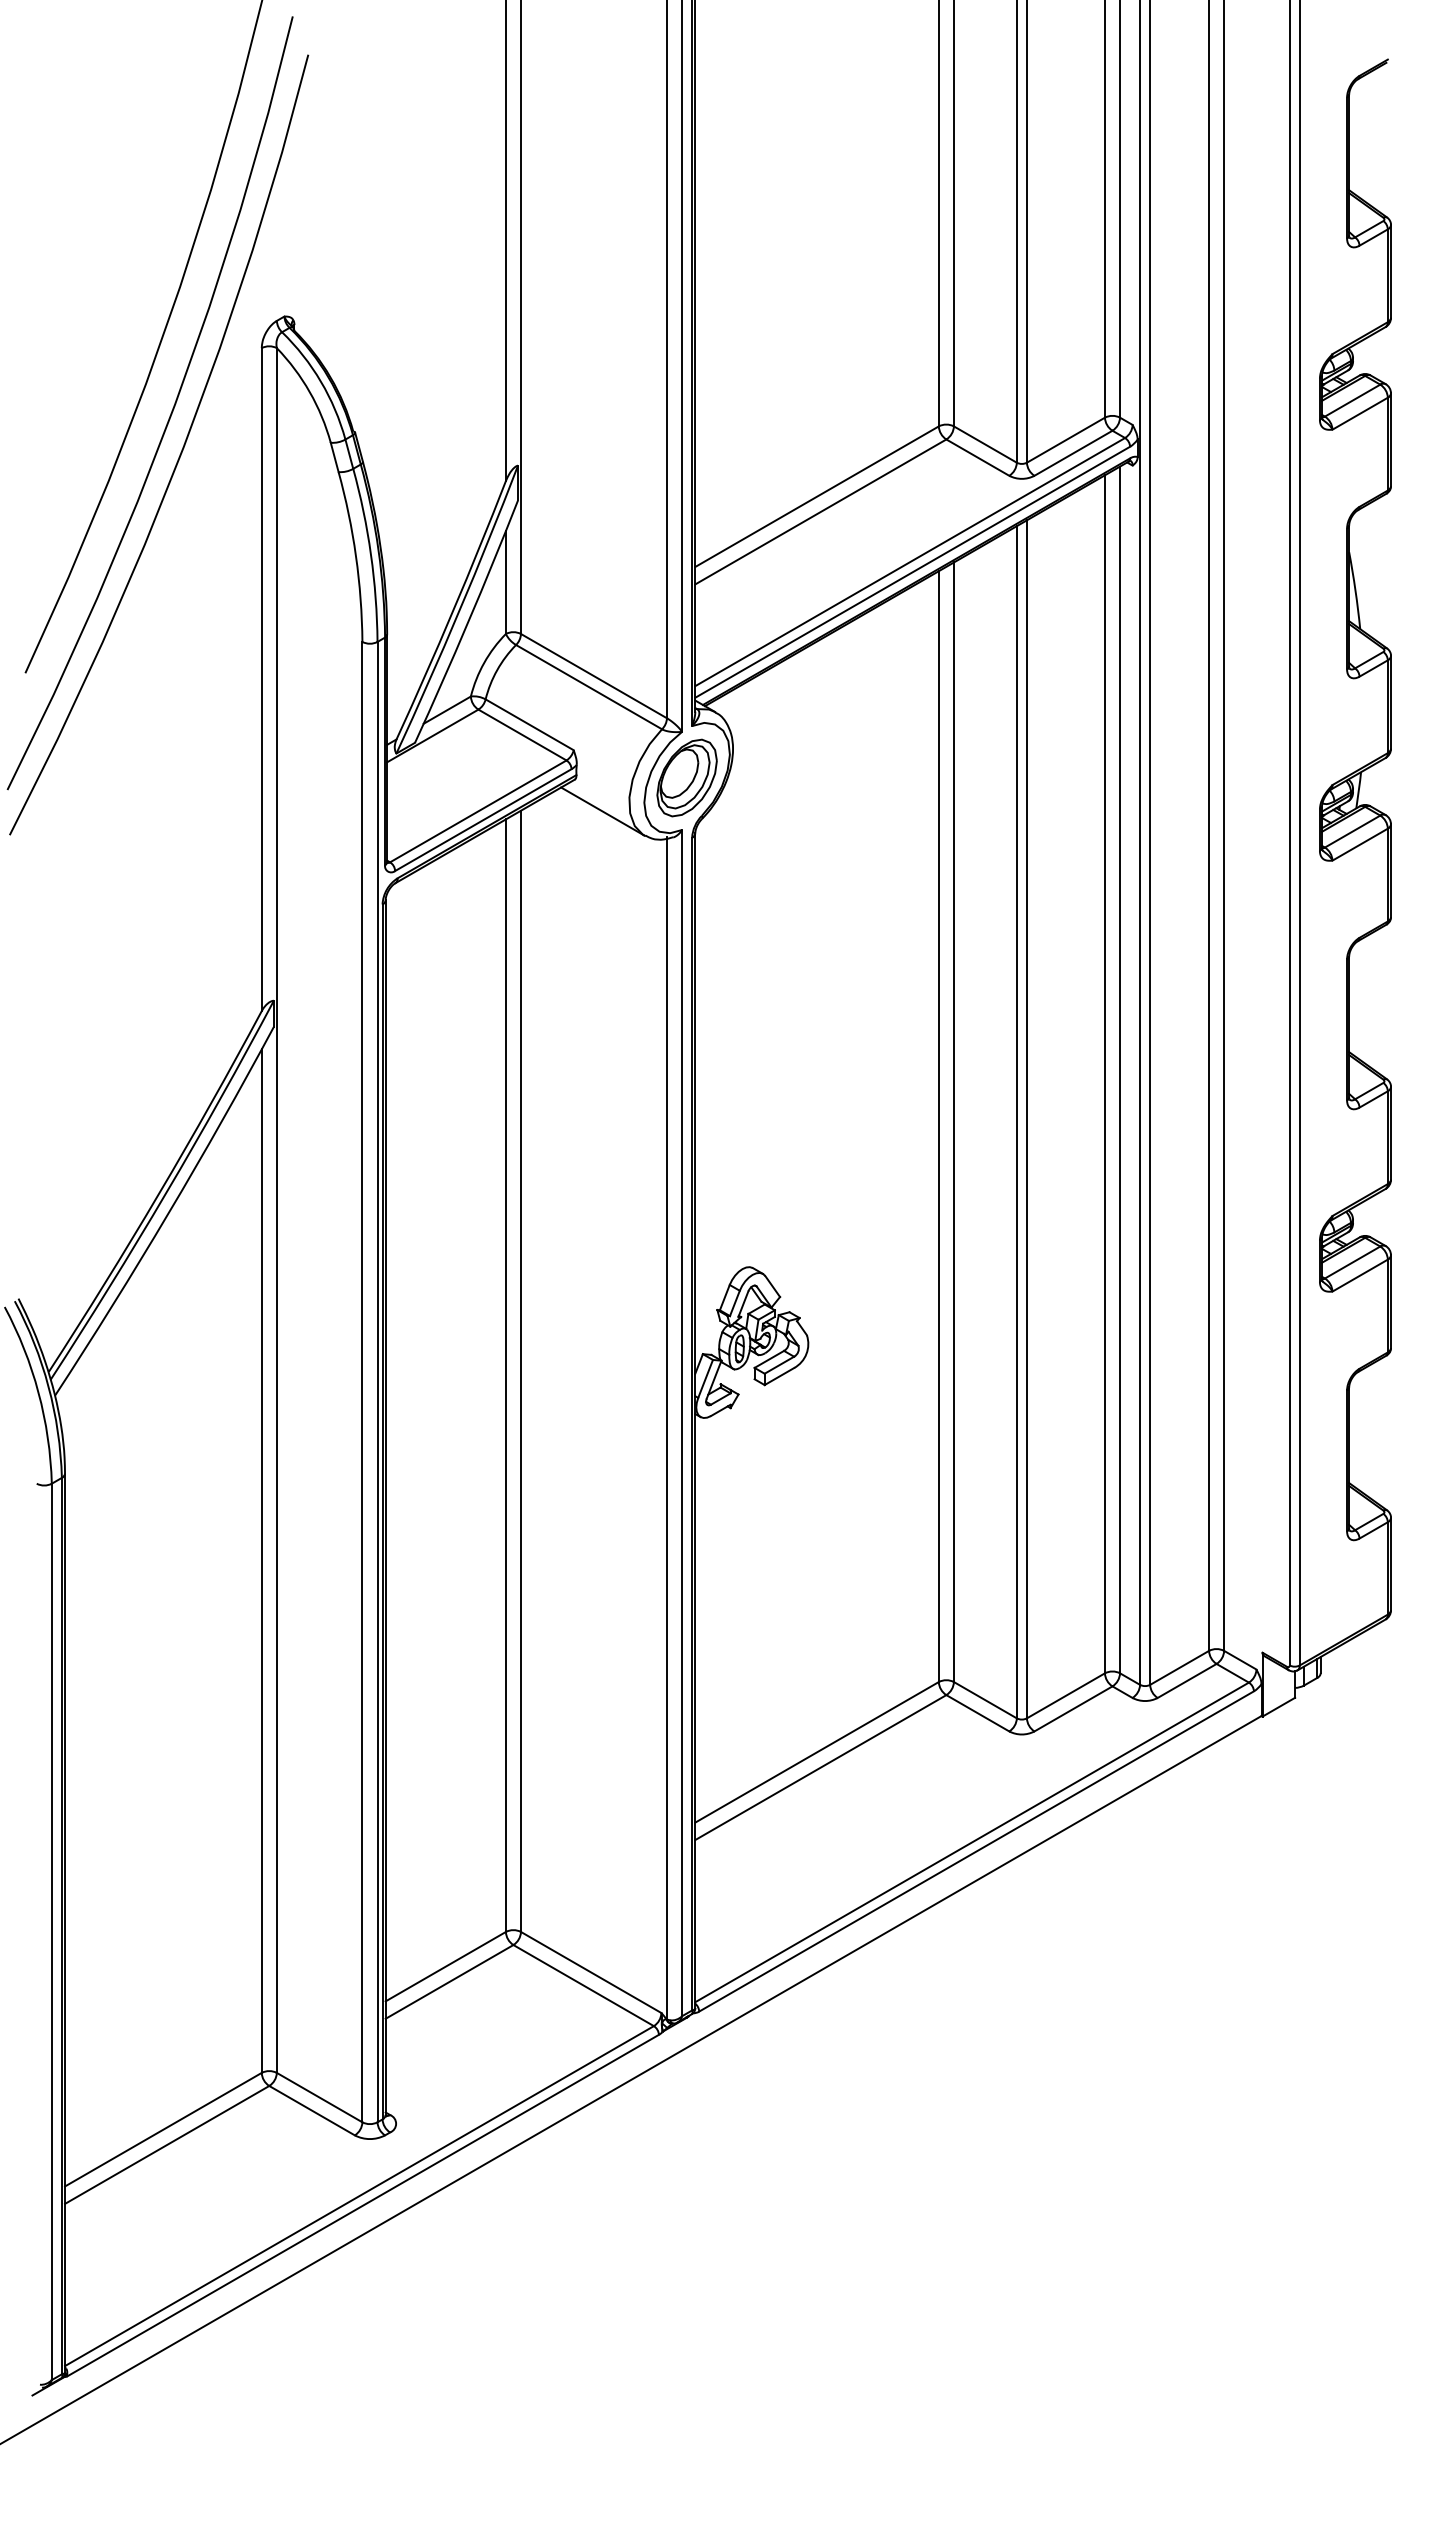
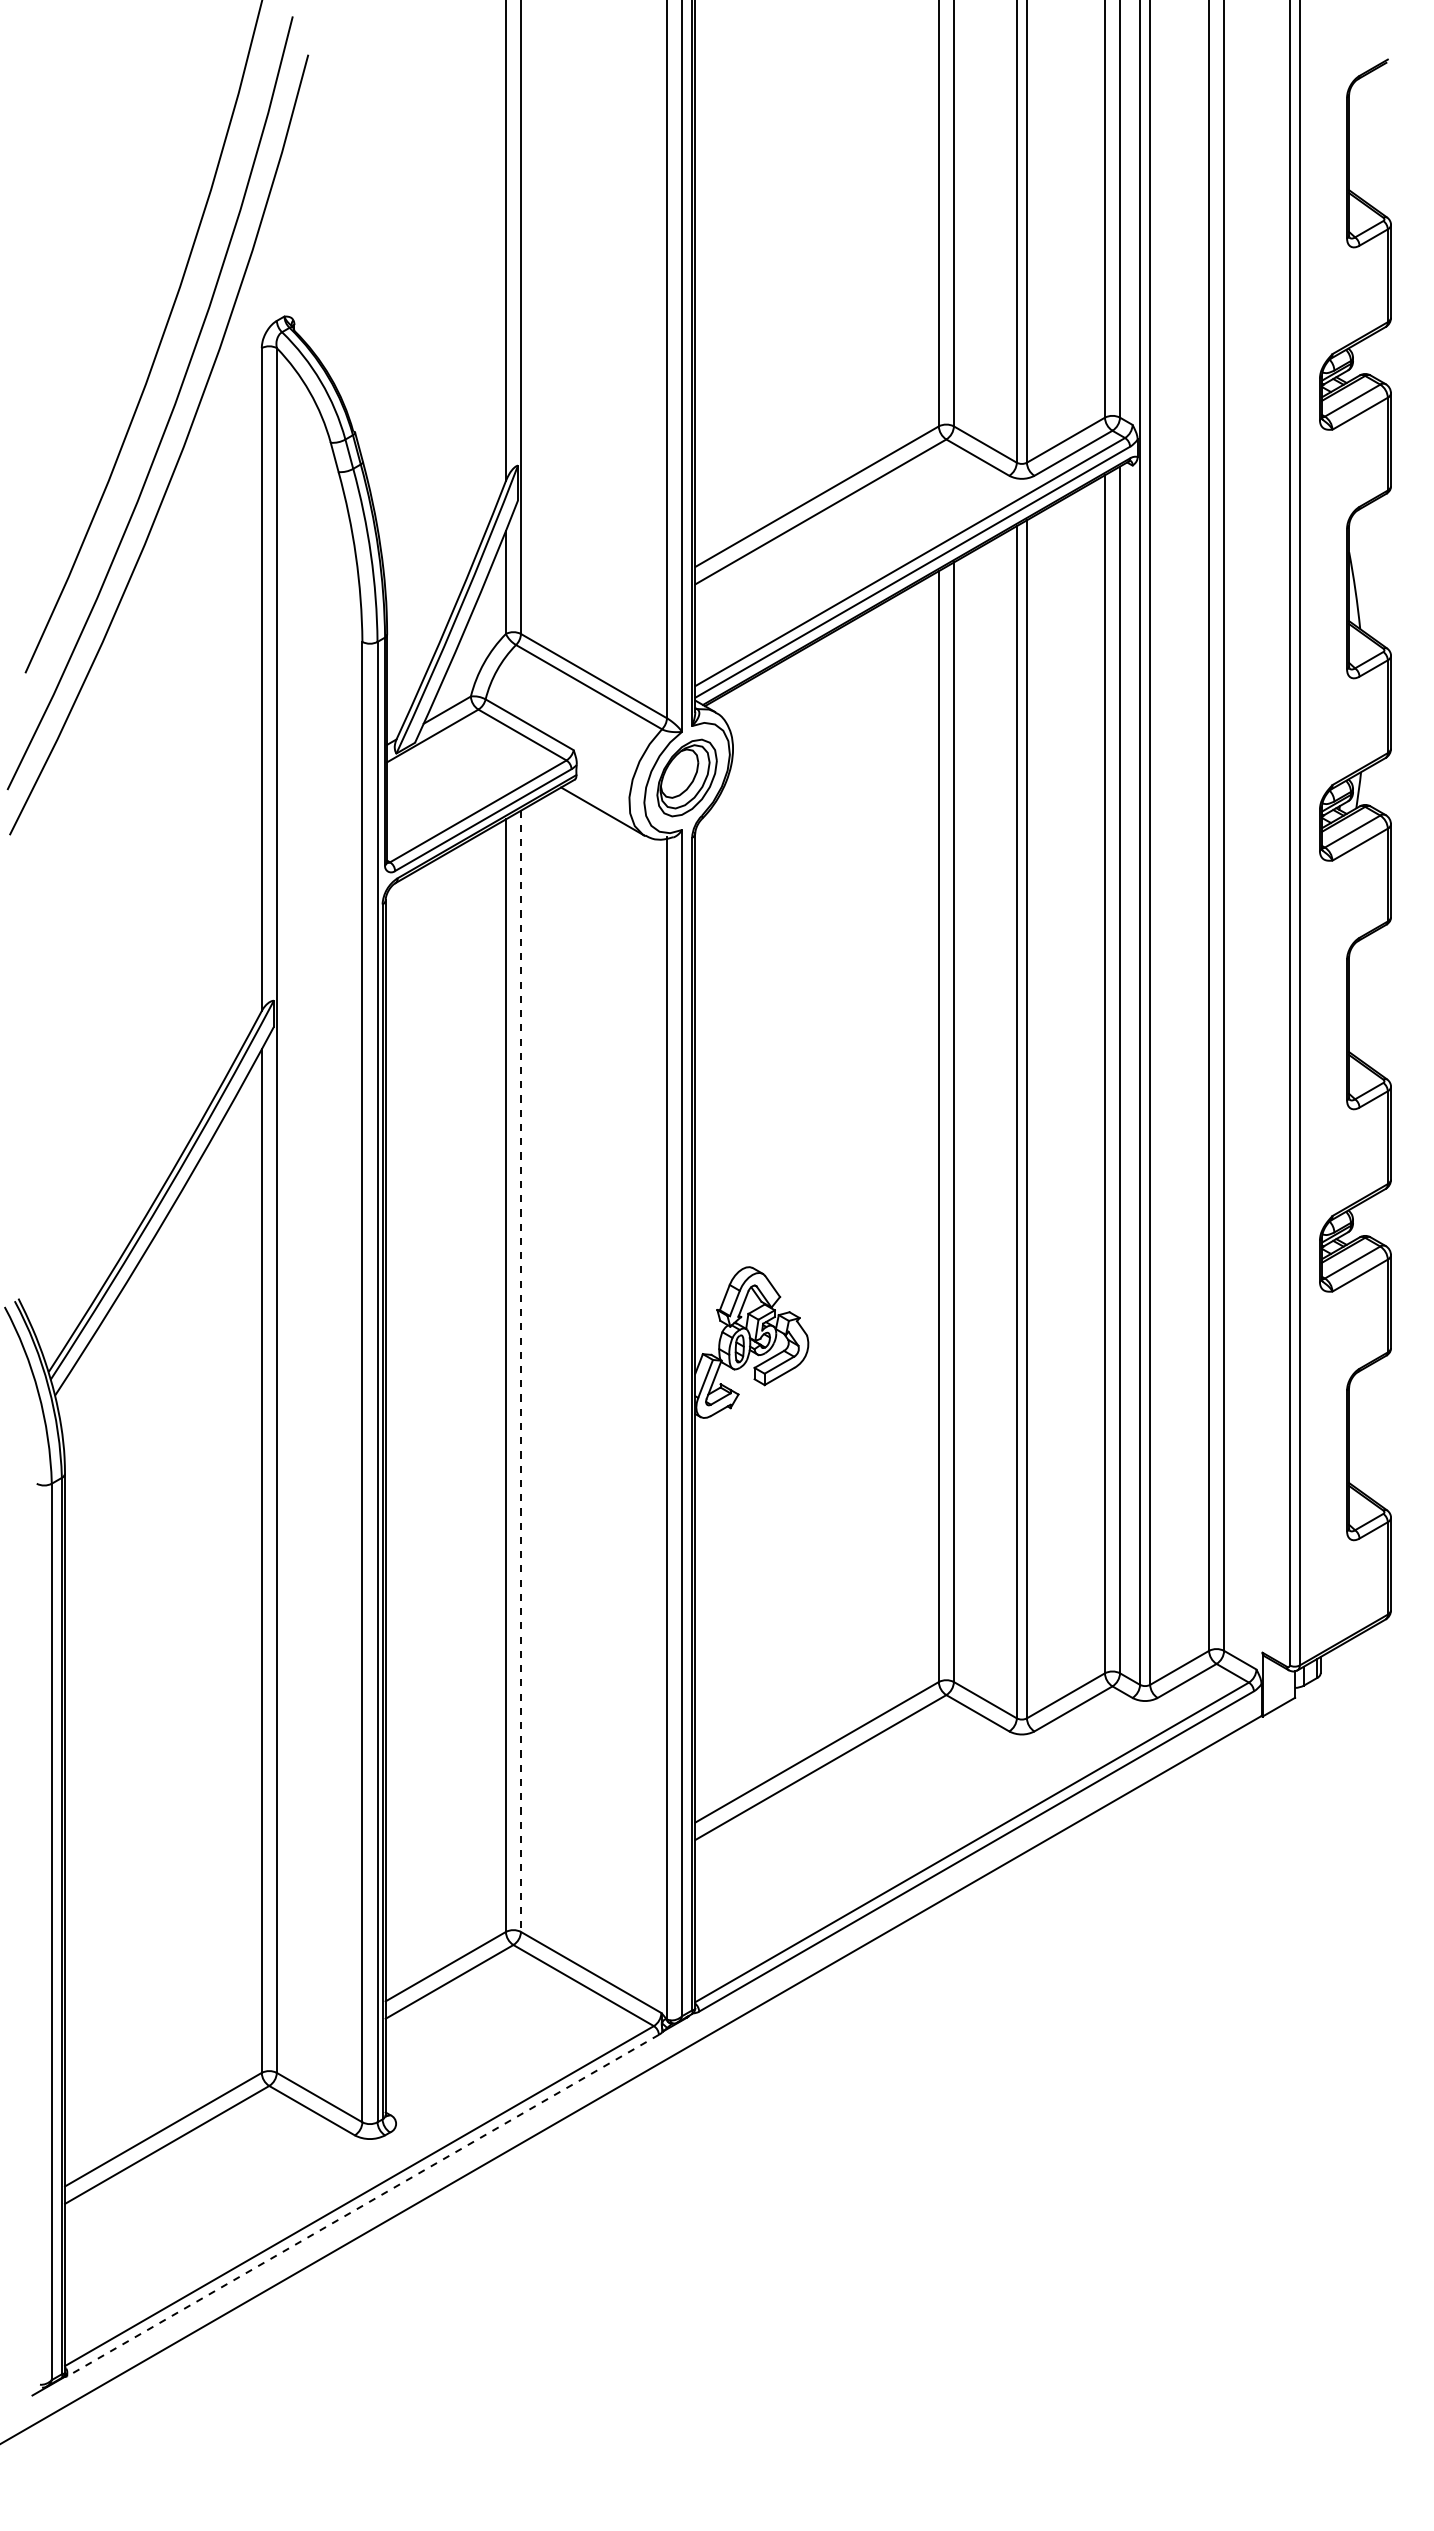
line: solid -> dashed (521, 1371)
line: solid -> dashed (363, 2205)
